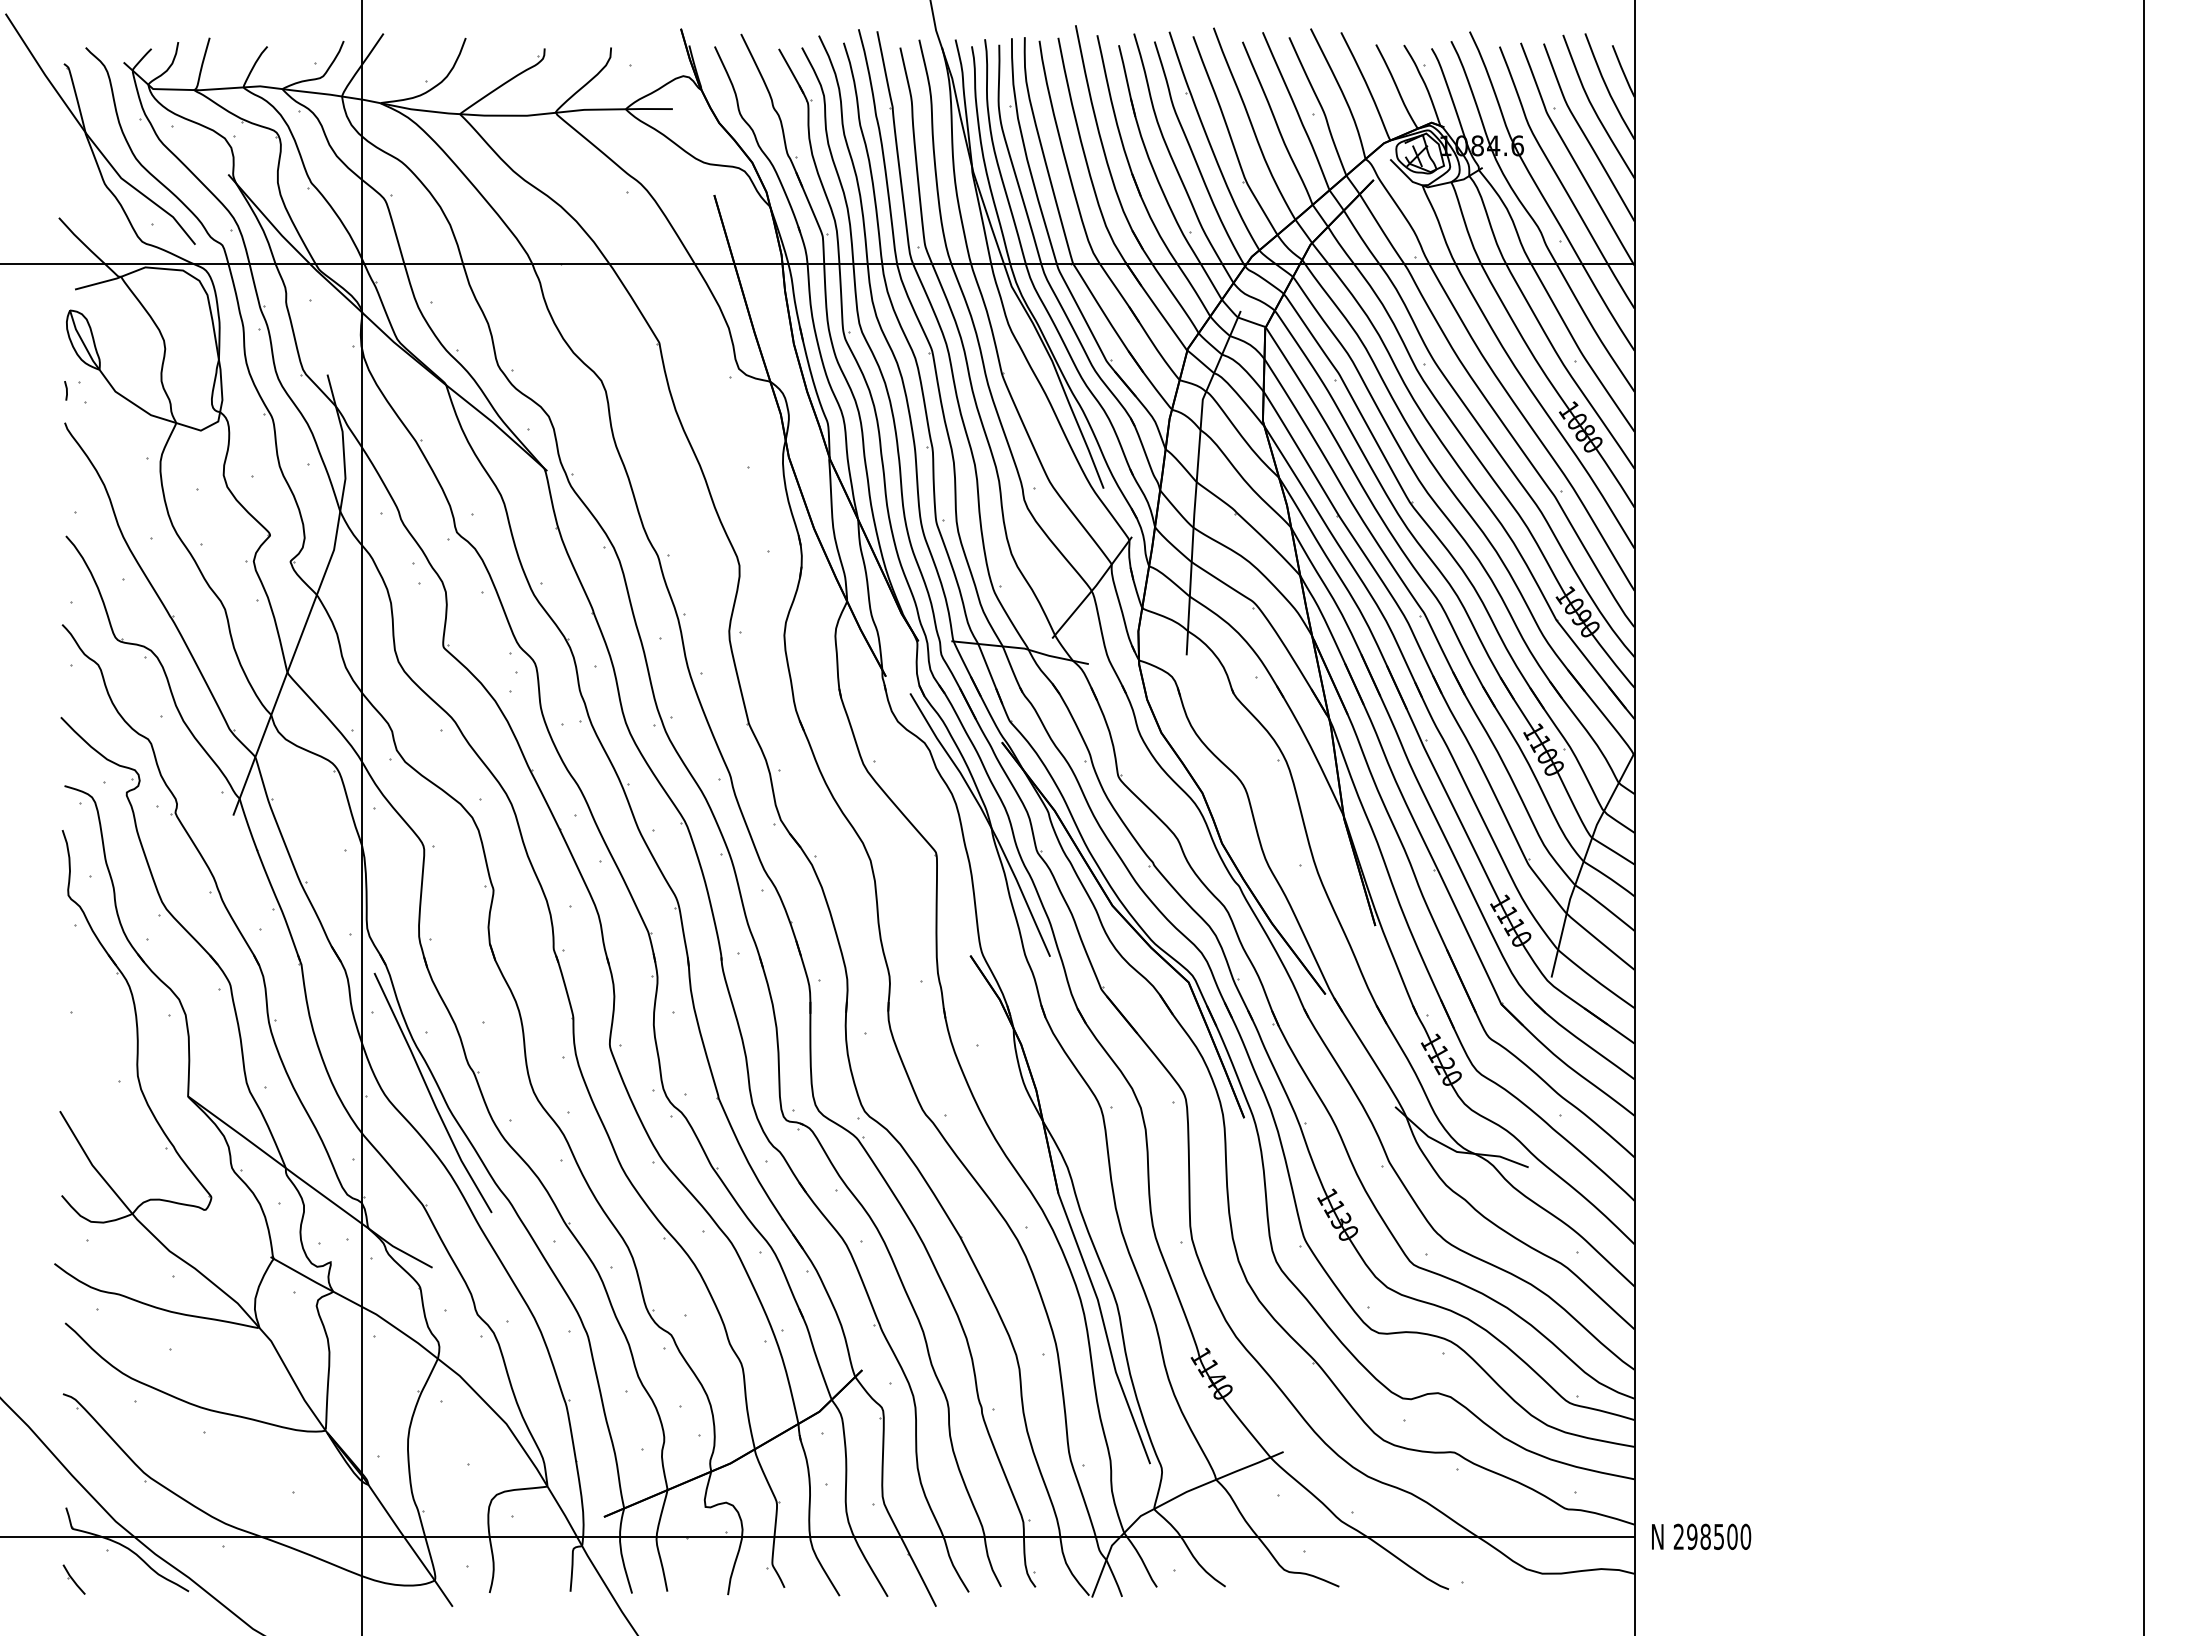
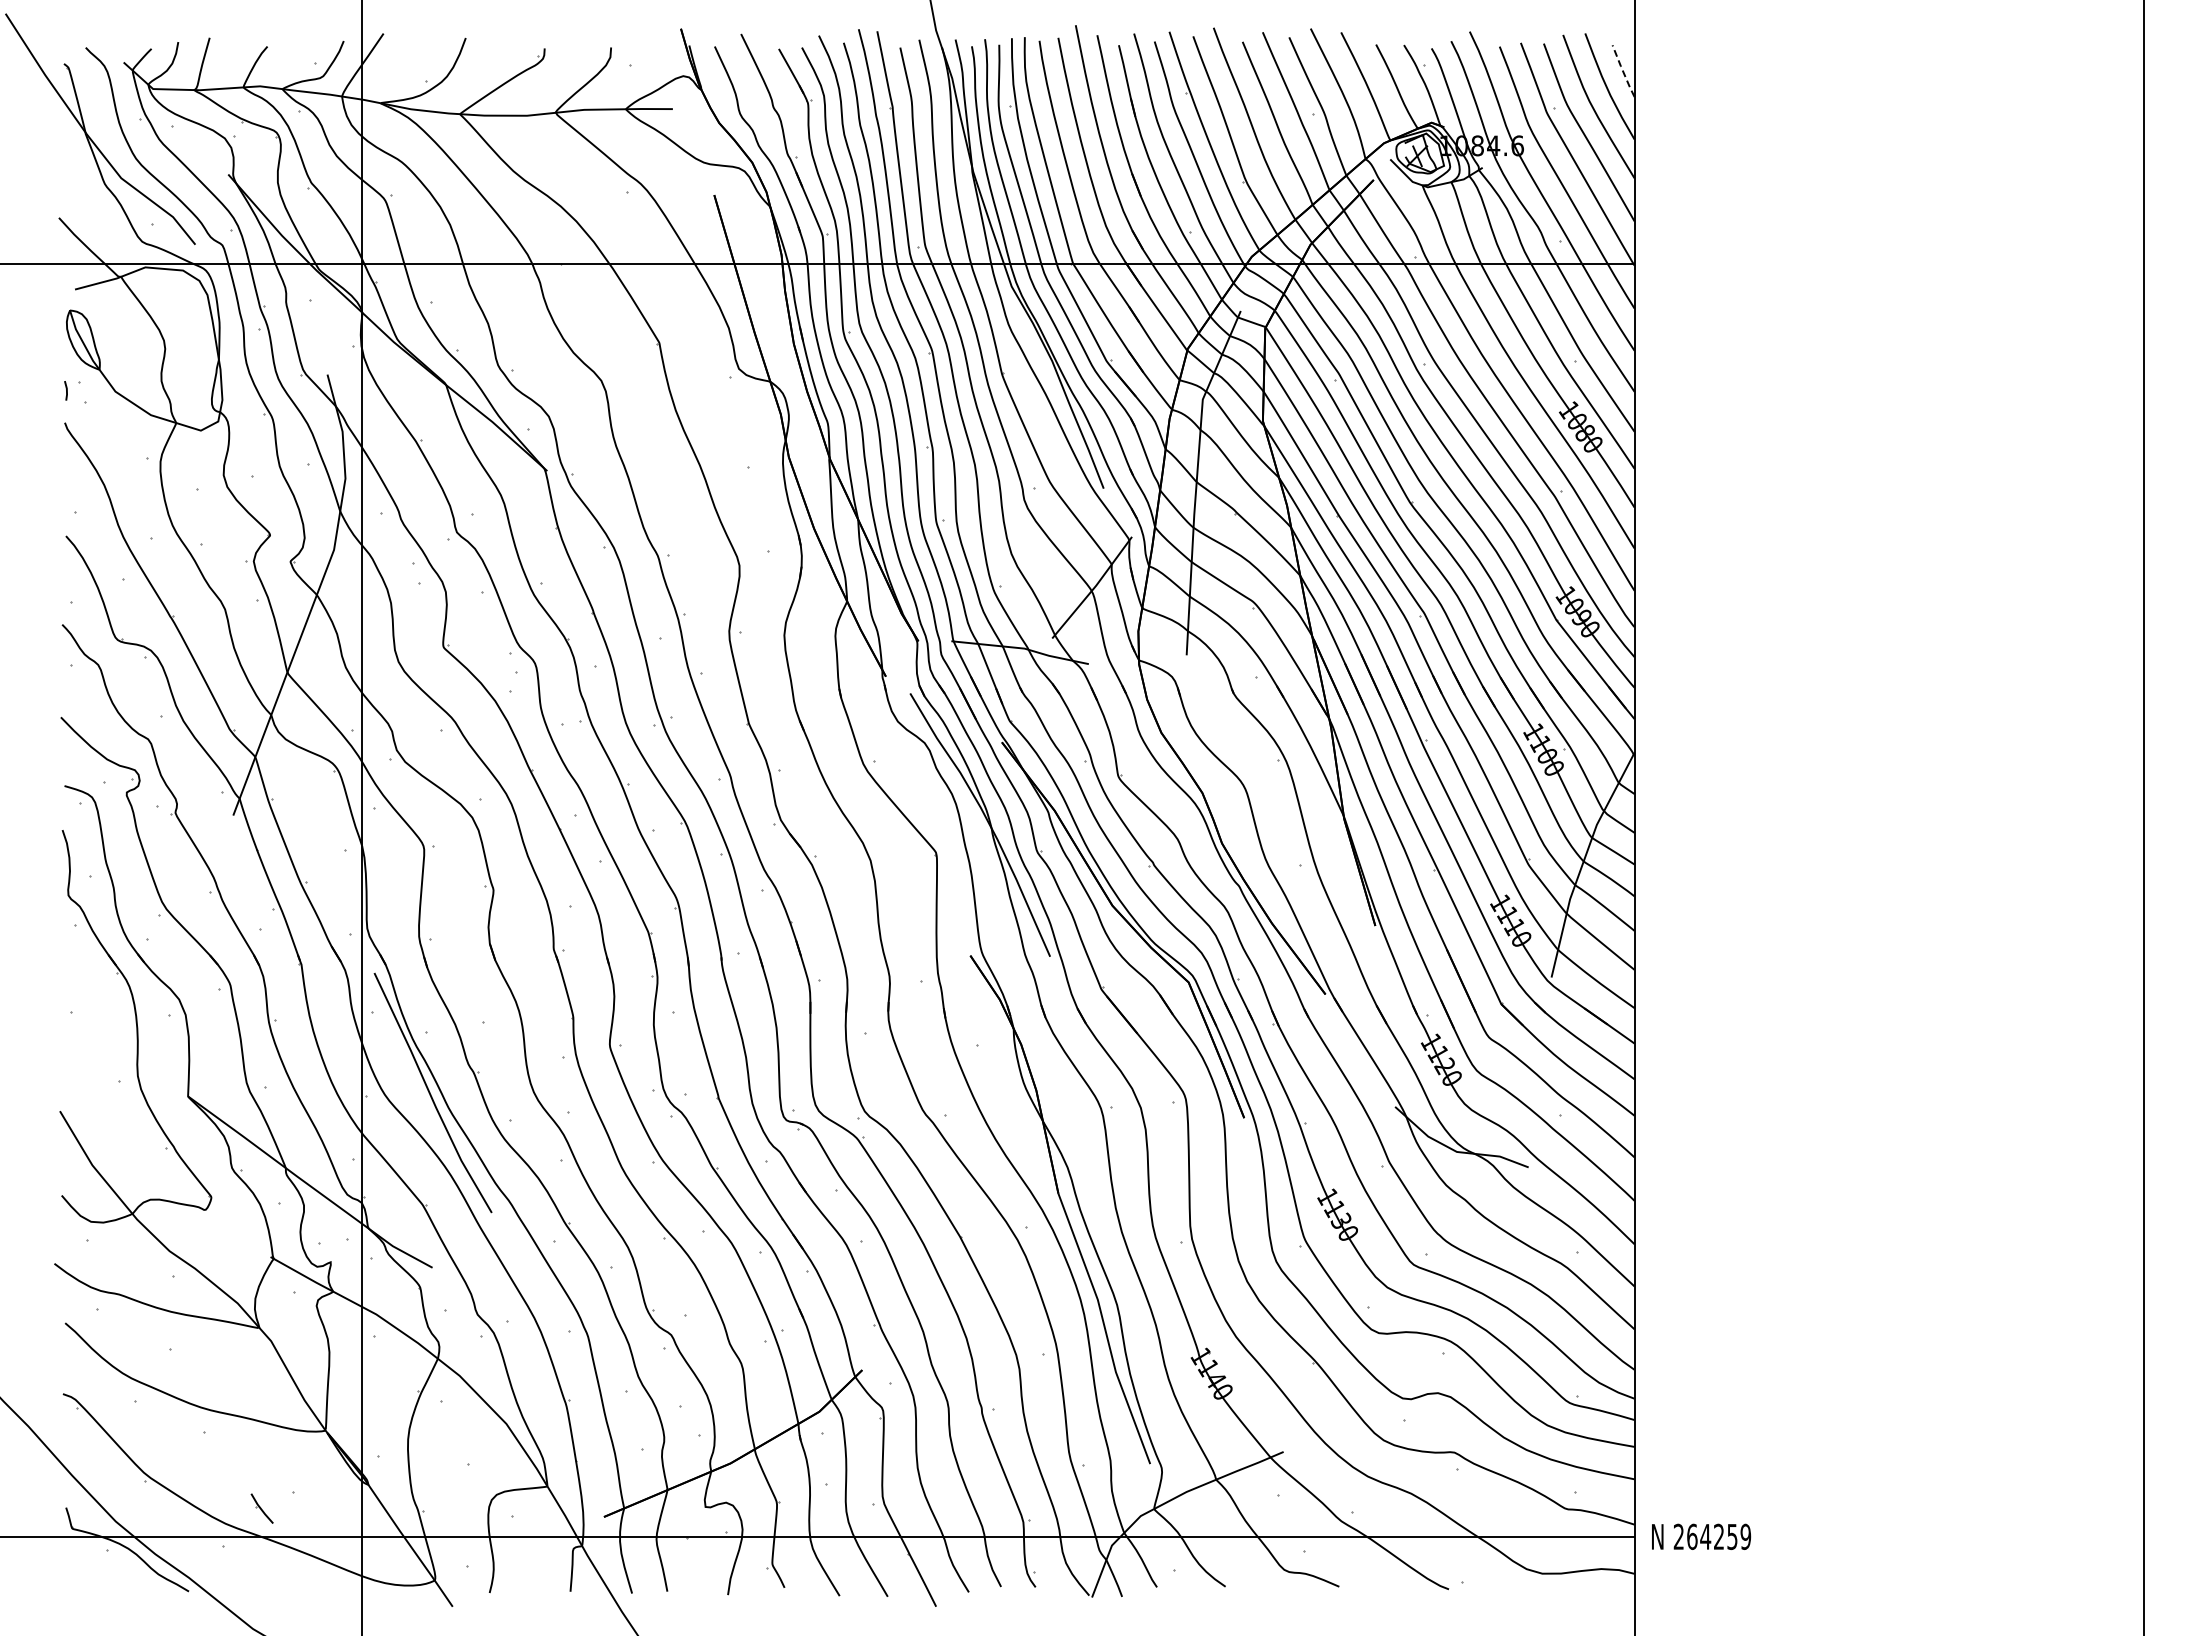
line: solid -> dashed (1622, 71)
text: 298500 -> 264259 (1719, 1536)
part position: (73, 1579) -> (261, 1508) (261, 1508)
